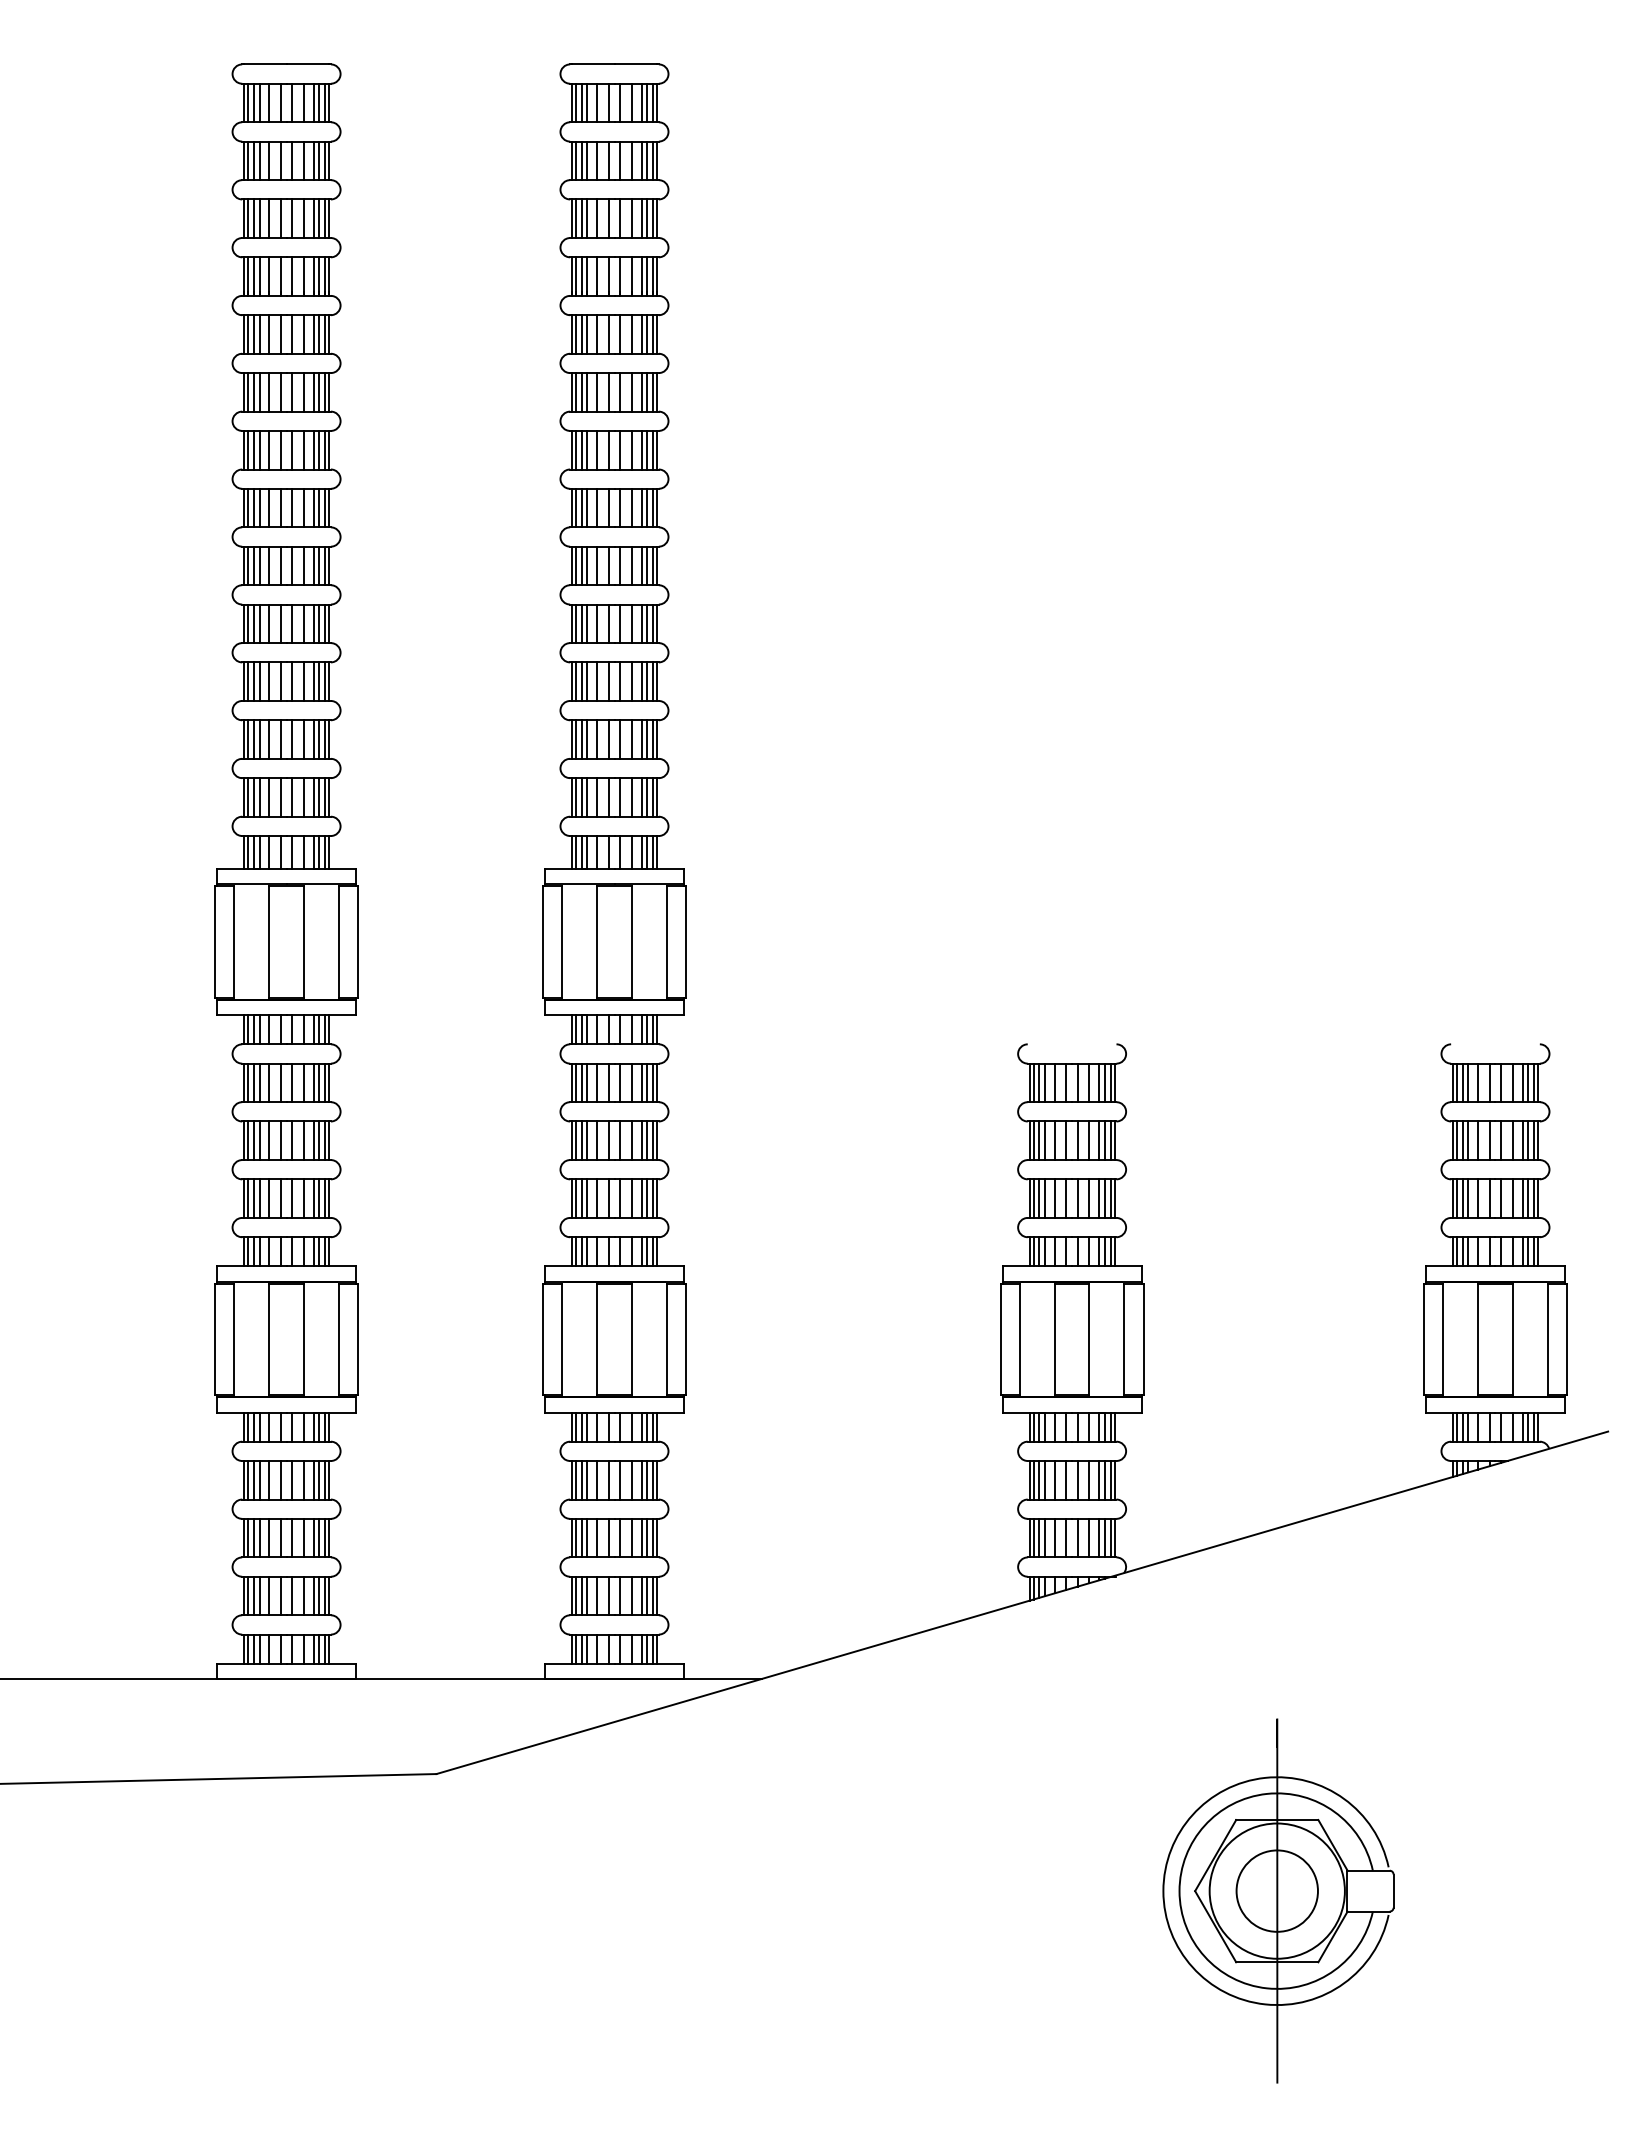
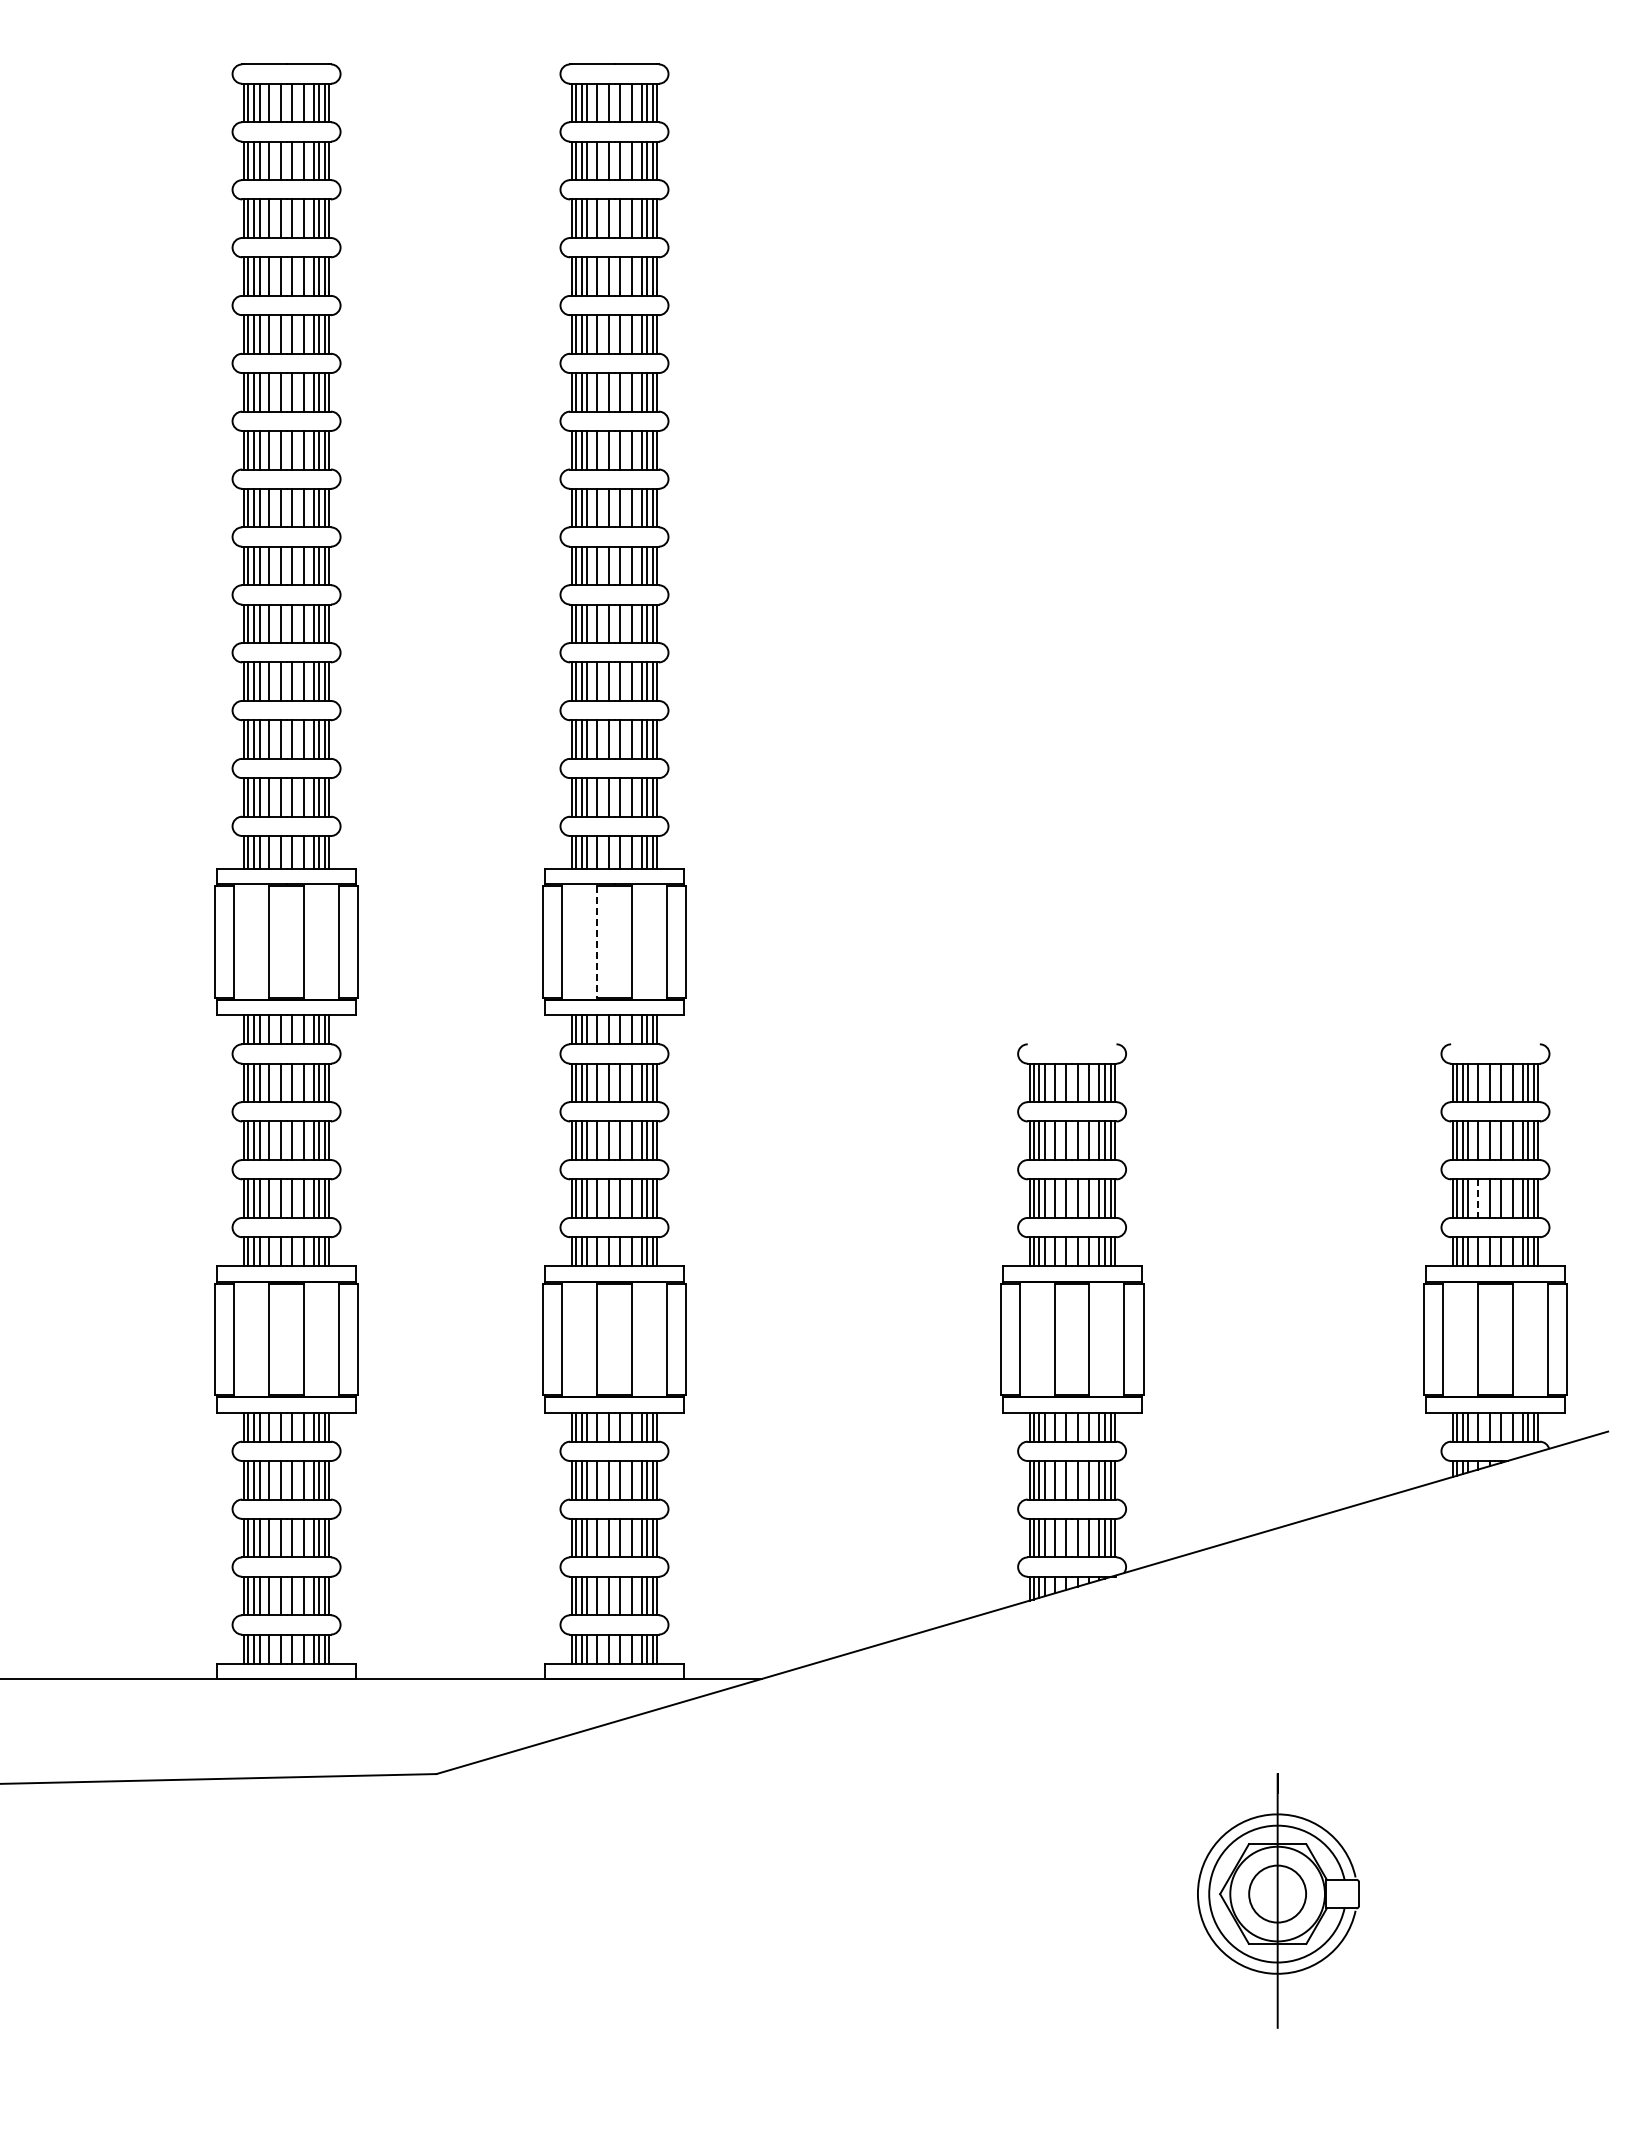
line: solid -> dashed (597, 942)
line: solid -> dashed (1478, 1199)
part size: 233x366 px -> 163x256 px (1278, 1900)
